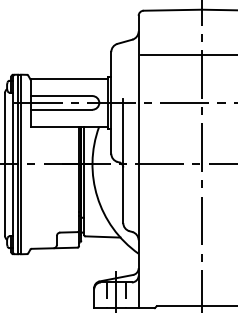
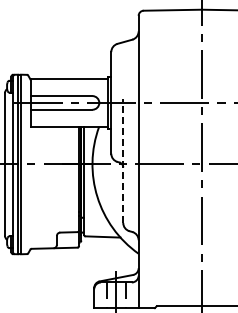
line: present -> none (187, 55)
line: solid -> dashed (123, 160)
